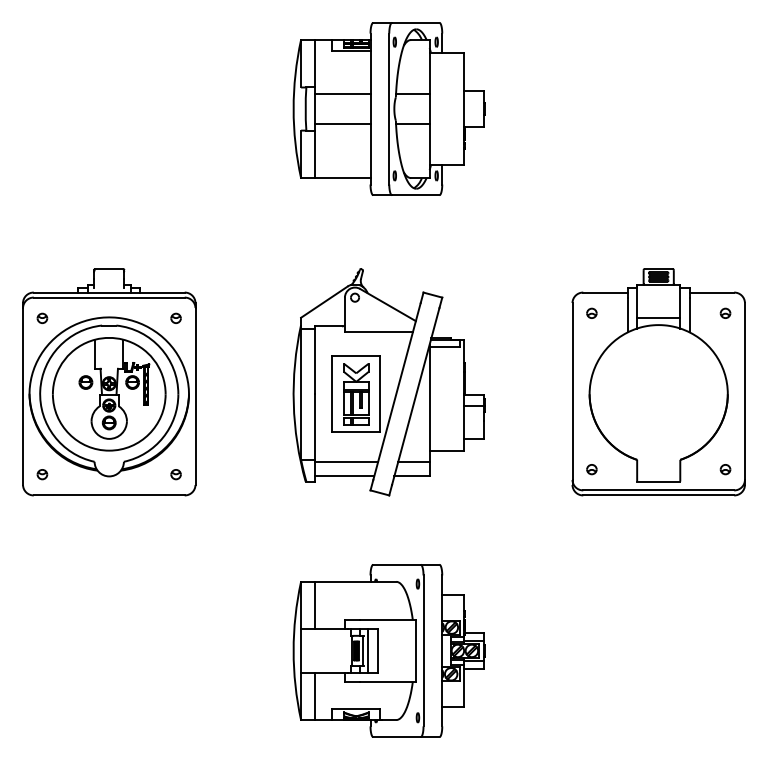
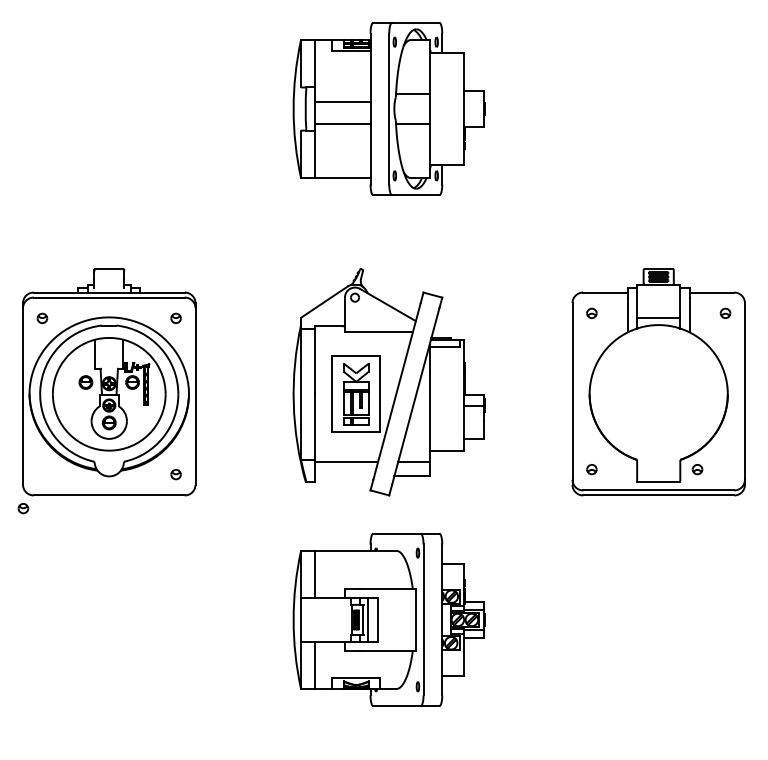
line position: (342, 94) -> (342, 102) (342, 102)
part position: (725, 469) -> (697, 469) (697, 469)
part position: (42, 474) -> (23, 508) (23, 508)
line: present -> none (344, 476)
part position: (388, 650) -> (388, 619) (388, 619)
